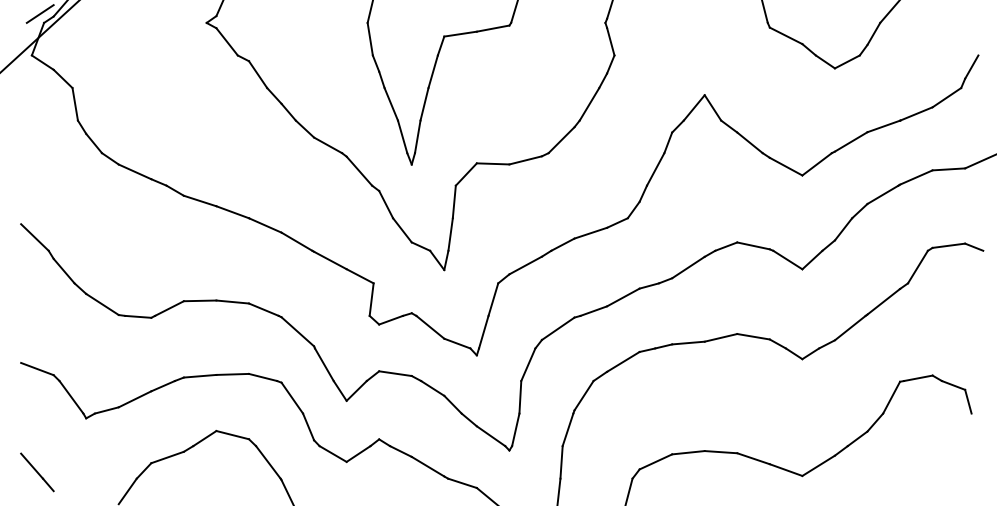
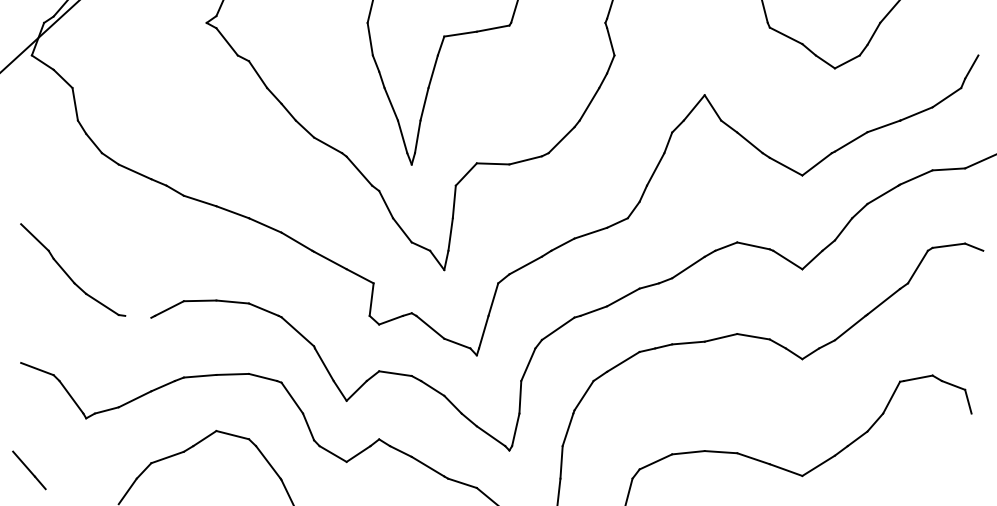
line: present -> none (39, 13)
line: present -> none (138, 316)
line position: (37, 472) -> (29, 470) (29, 470)
